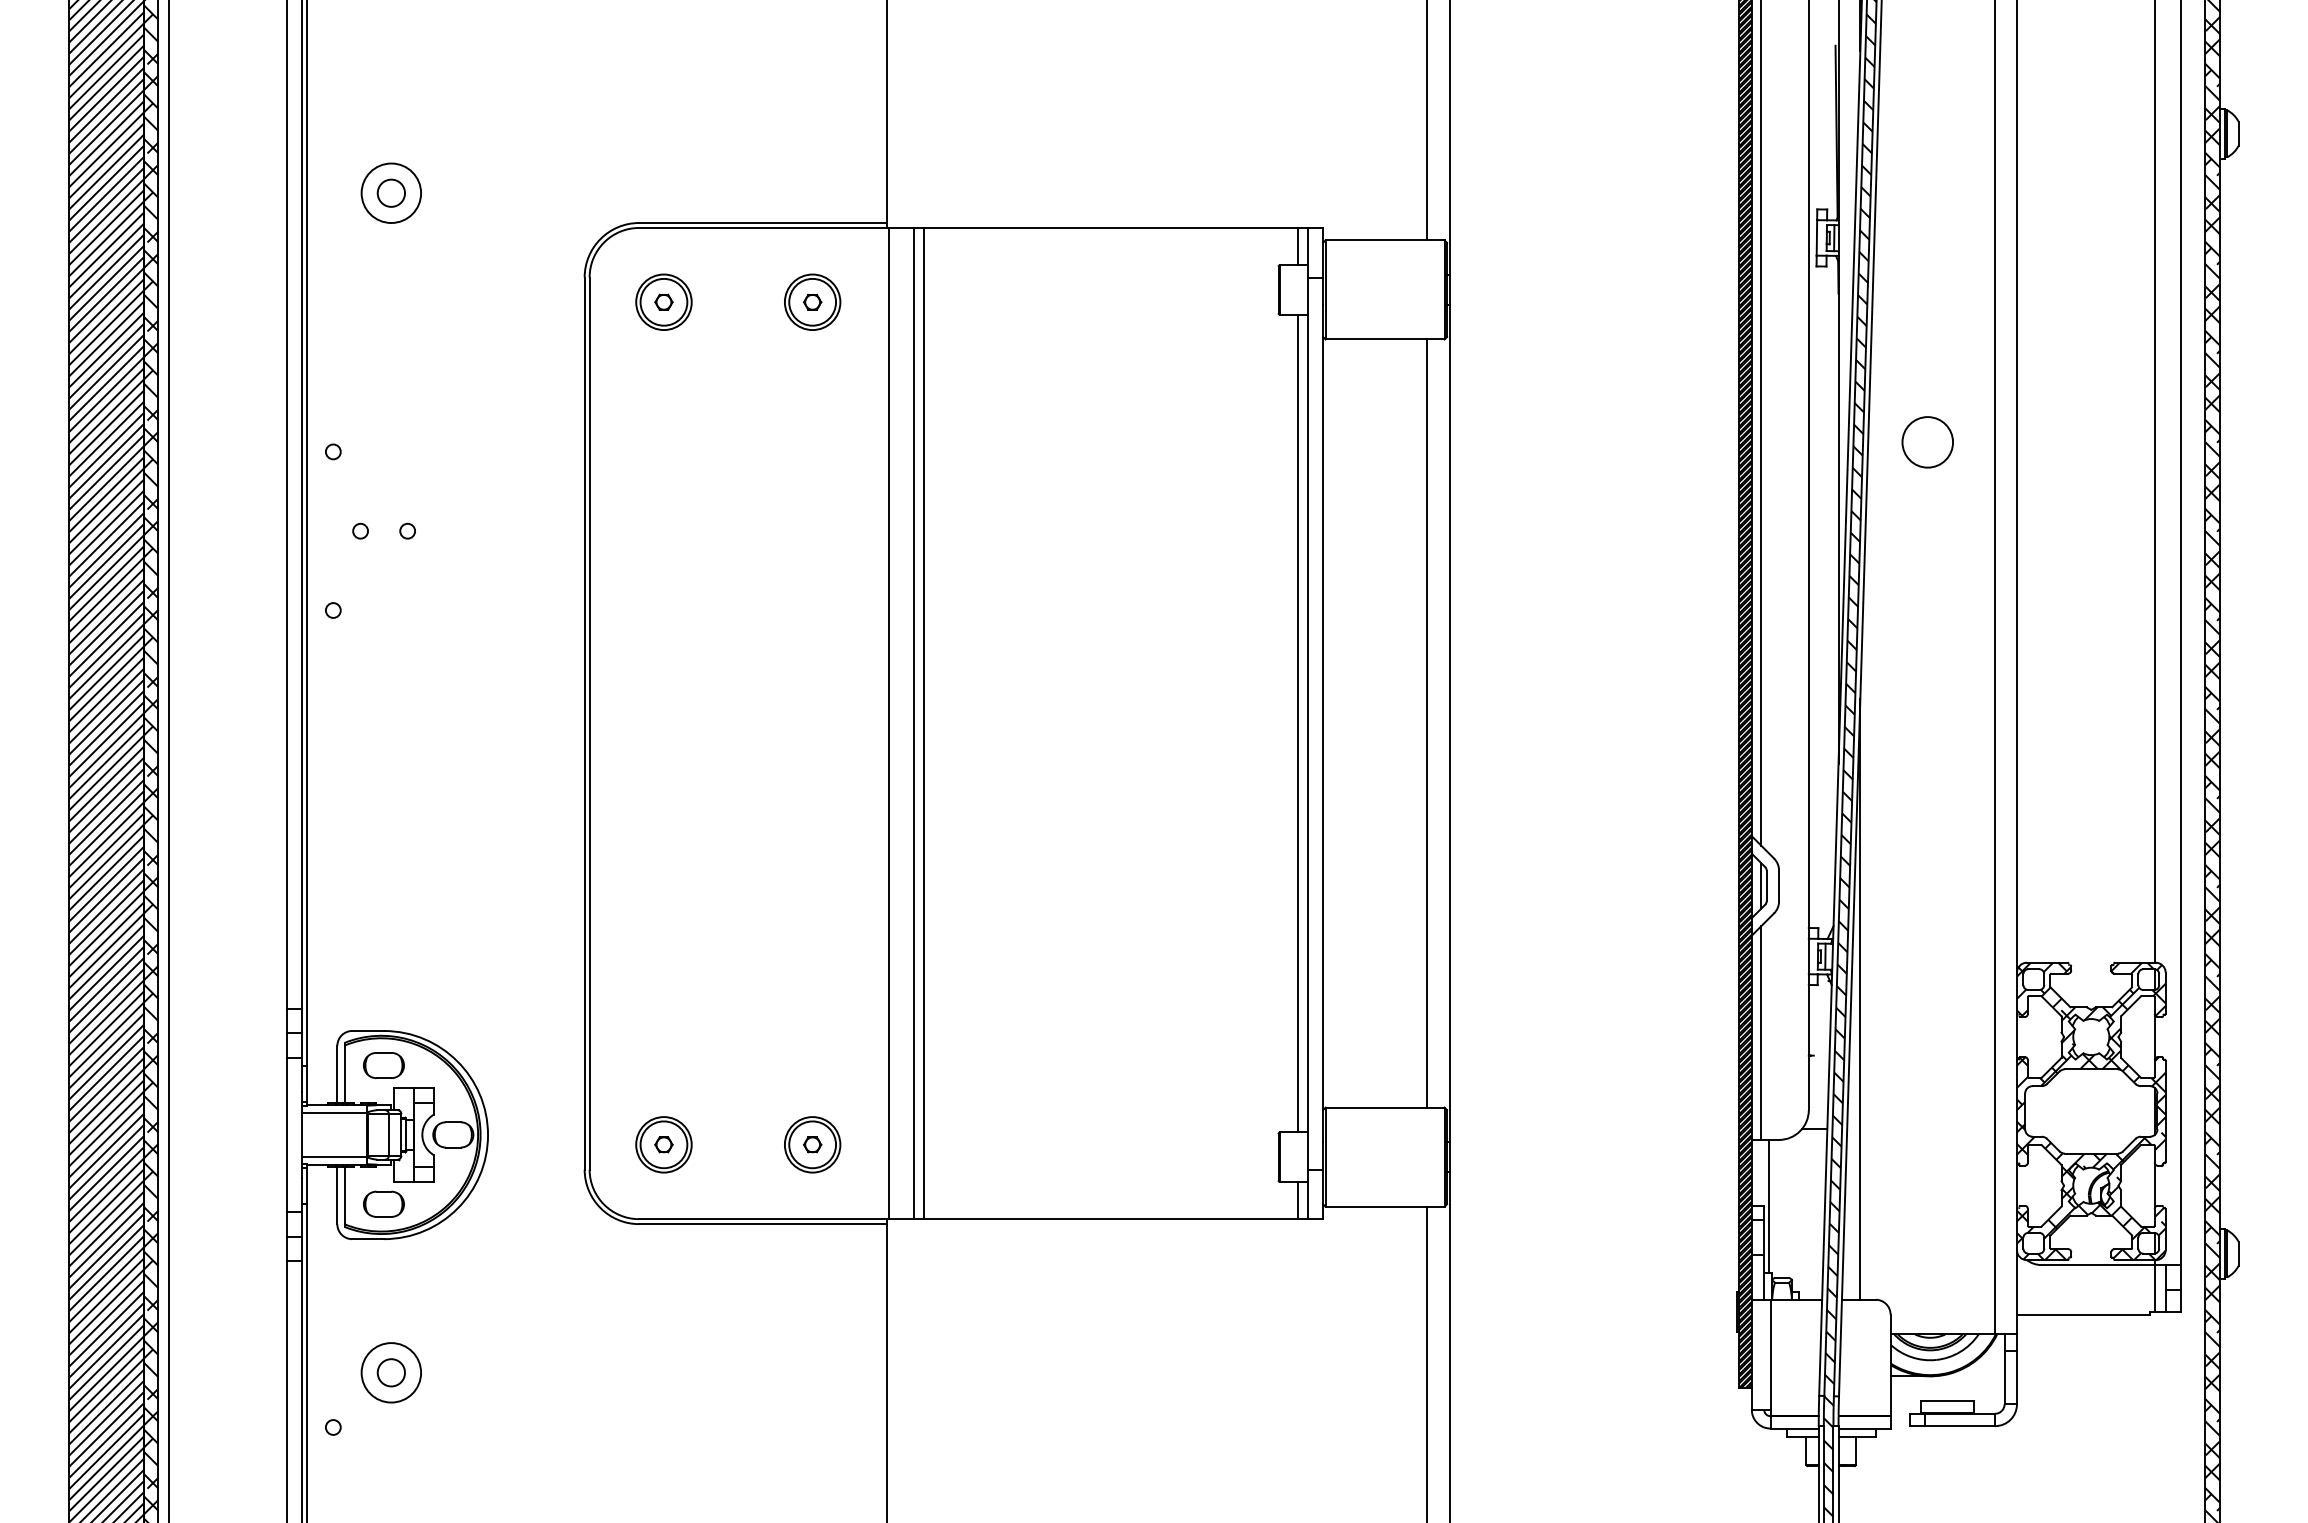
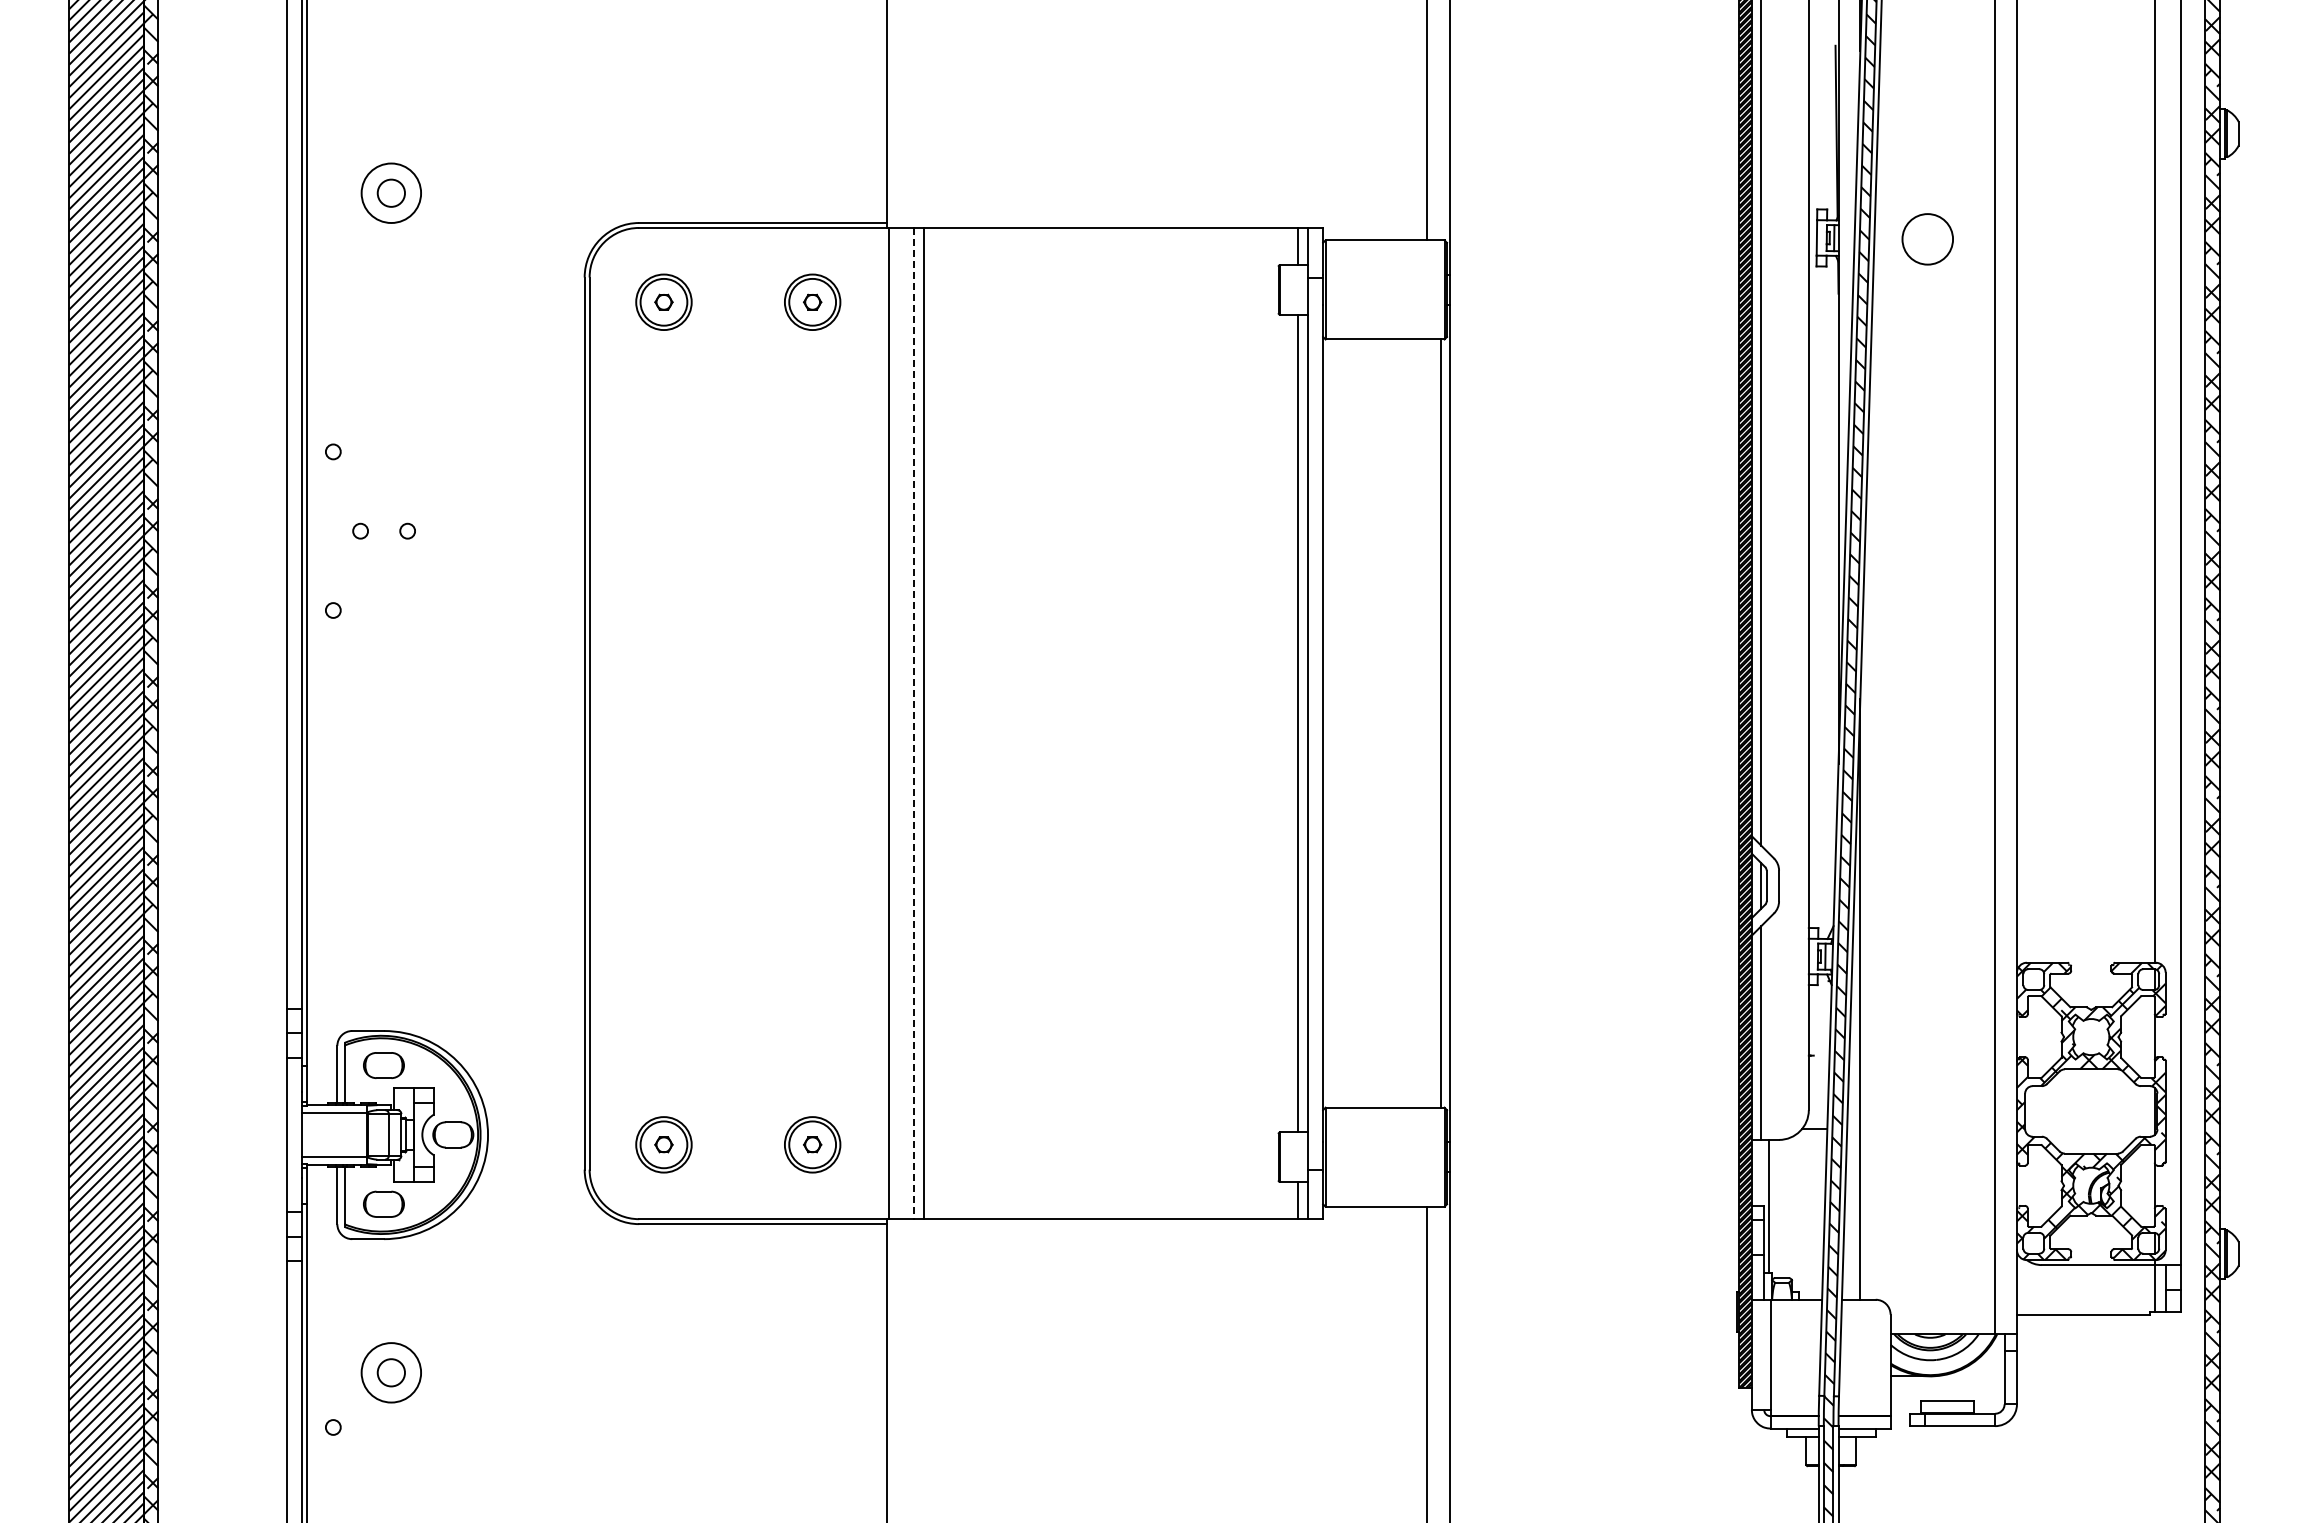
circle position: (1927, 442) -> (1927, 239) (1927, 239)
line: solid -> dashed (914, 723)
line position: (1427, 723) -> (1441, 723) (1441, 723)
line: present -> none (168, 760)
